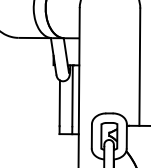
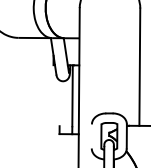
line: present -> none (59, 103)
line: present -> none (91, 136)
